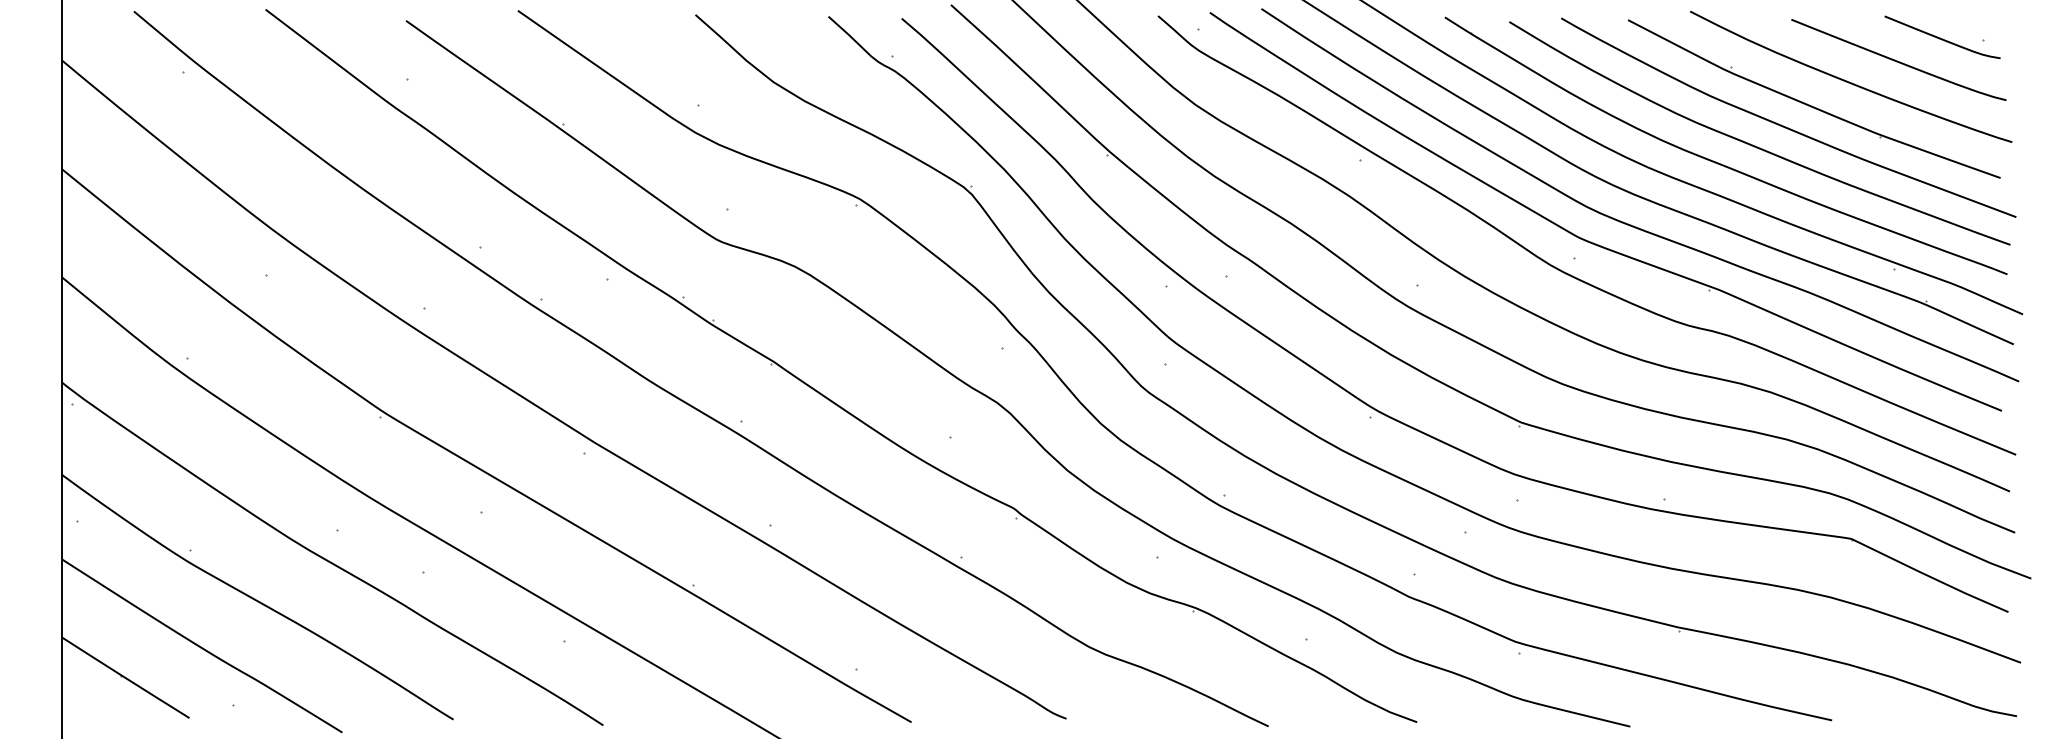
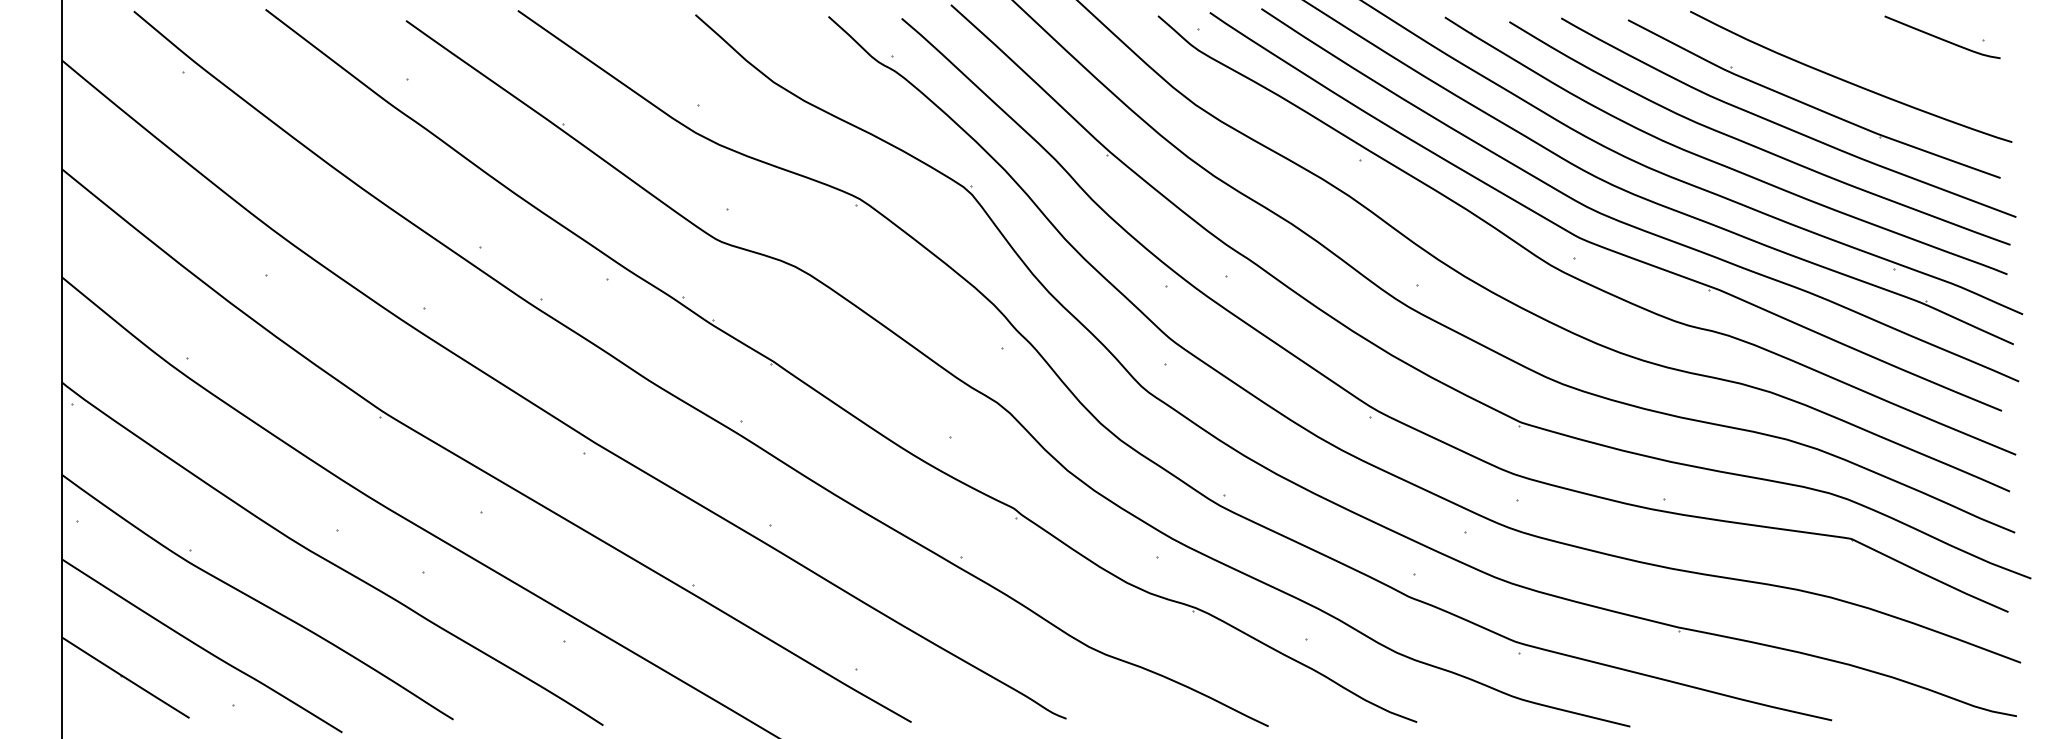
curve: present -> none (1897, 60)
